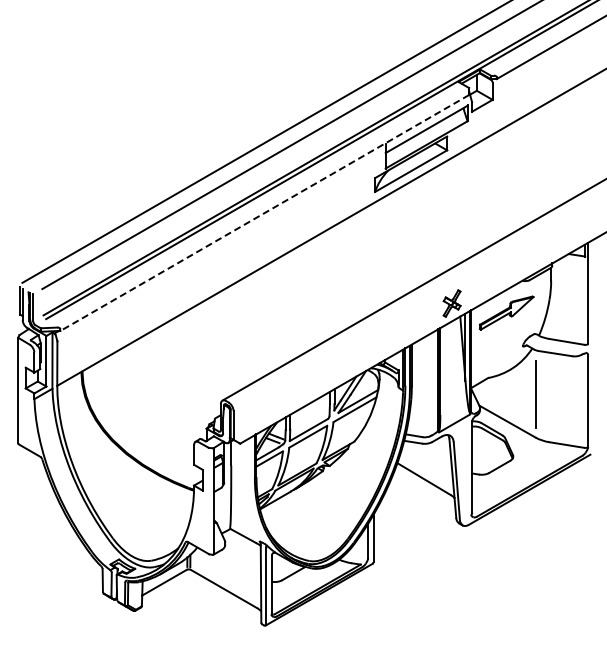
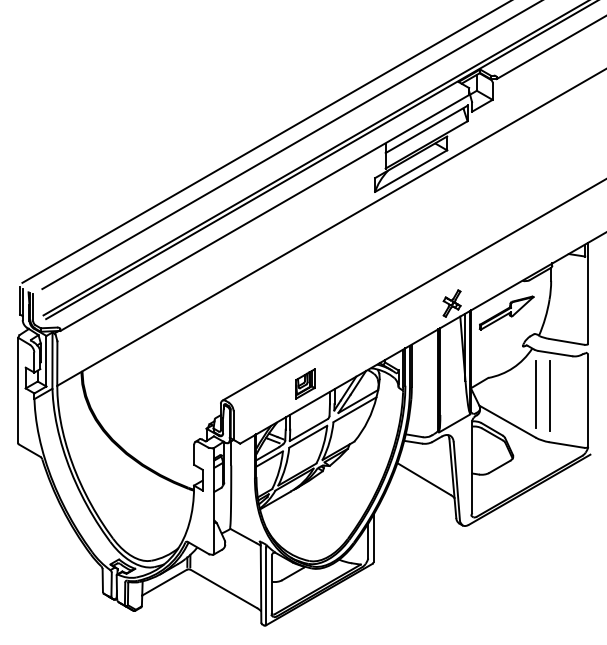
line: dashed -> solid (264, 212)
part: none -> present (305, 383)
line: none -> present (549, 396)
